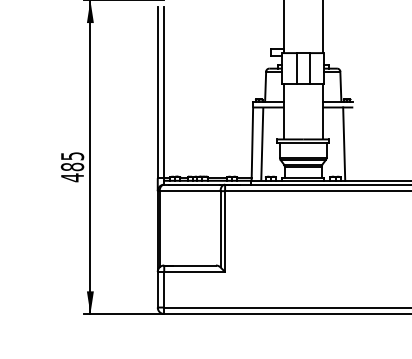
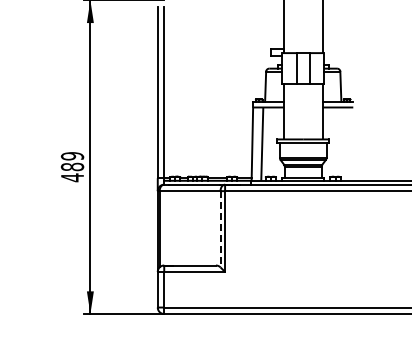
line: present -> none (344, 143)
text: 485 -> 489 (71, 156)
line: solid -> dashed (220, 229)
